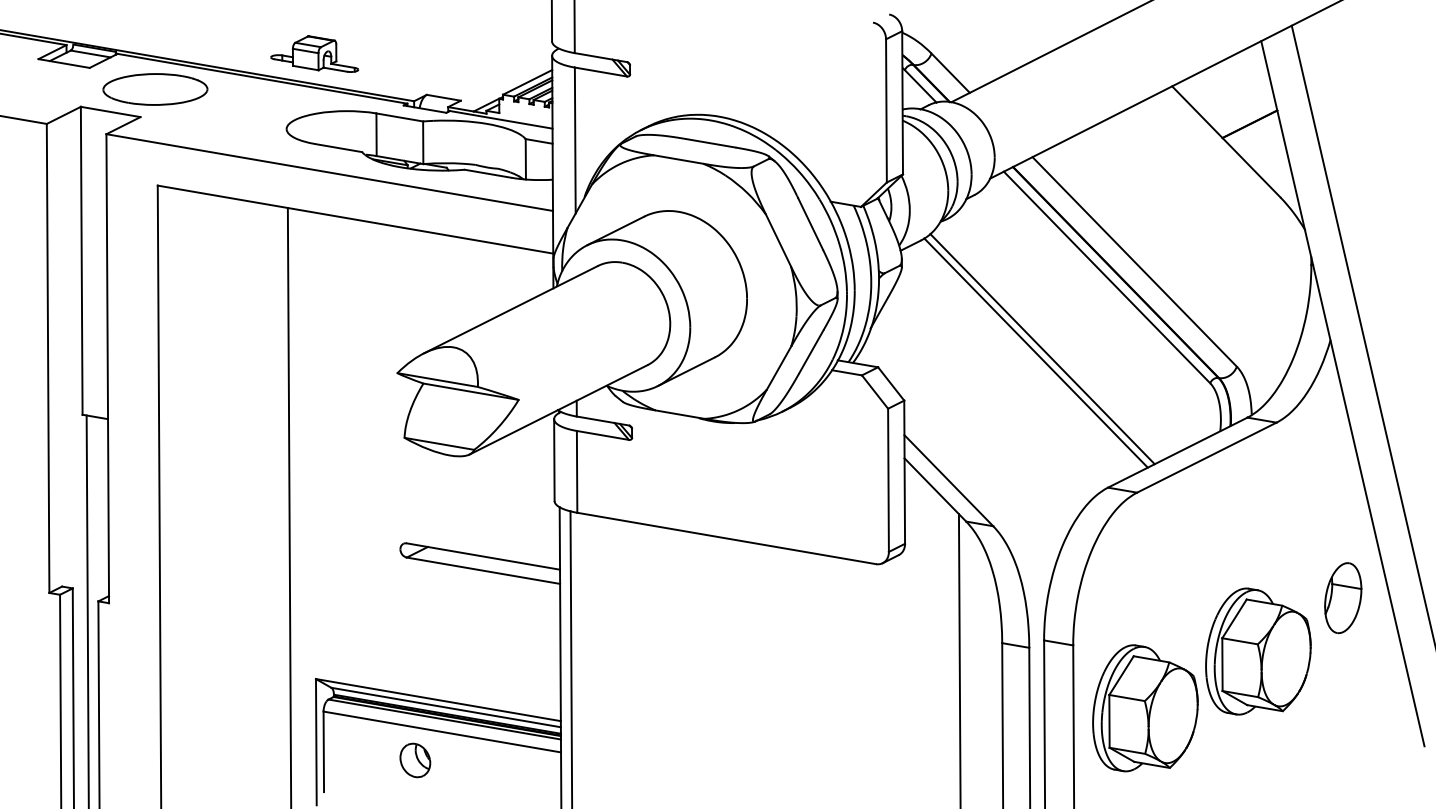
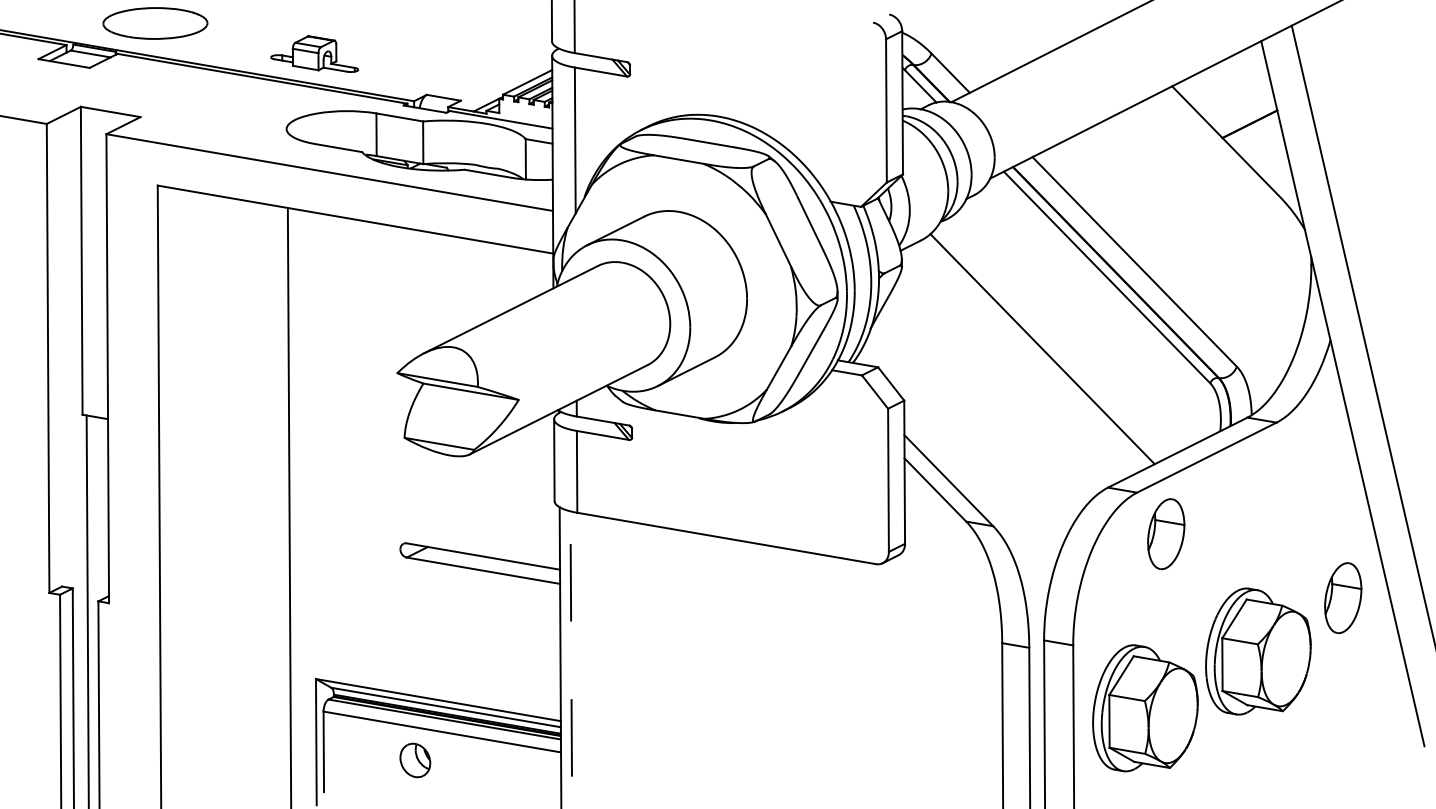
part position: (155, 89) -> (155, 23) (155, 23)
line: present -> none (1035, 352)
part: none -> present (1166, 534)
line: solid -> dashed (571, 659)
line: present -> none (959, 659)
